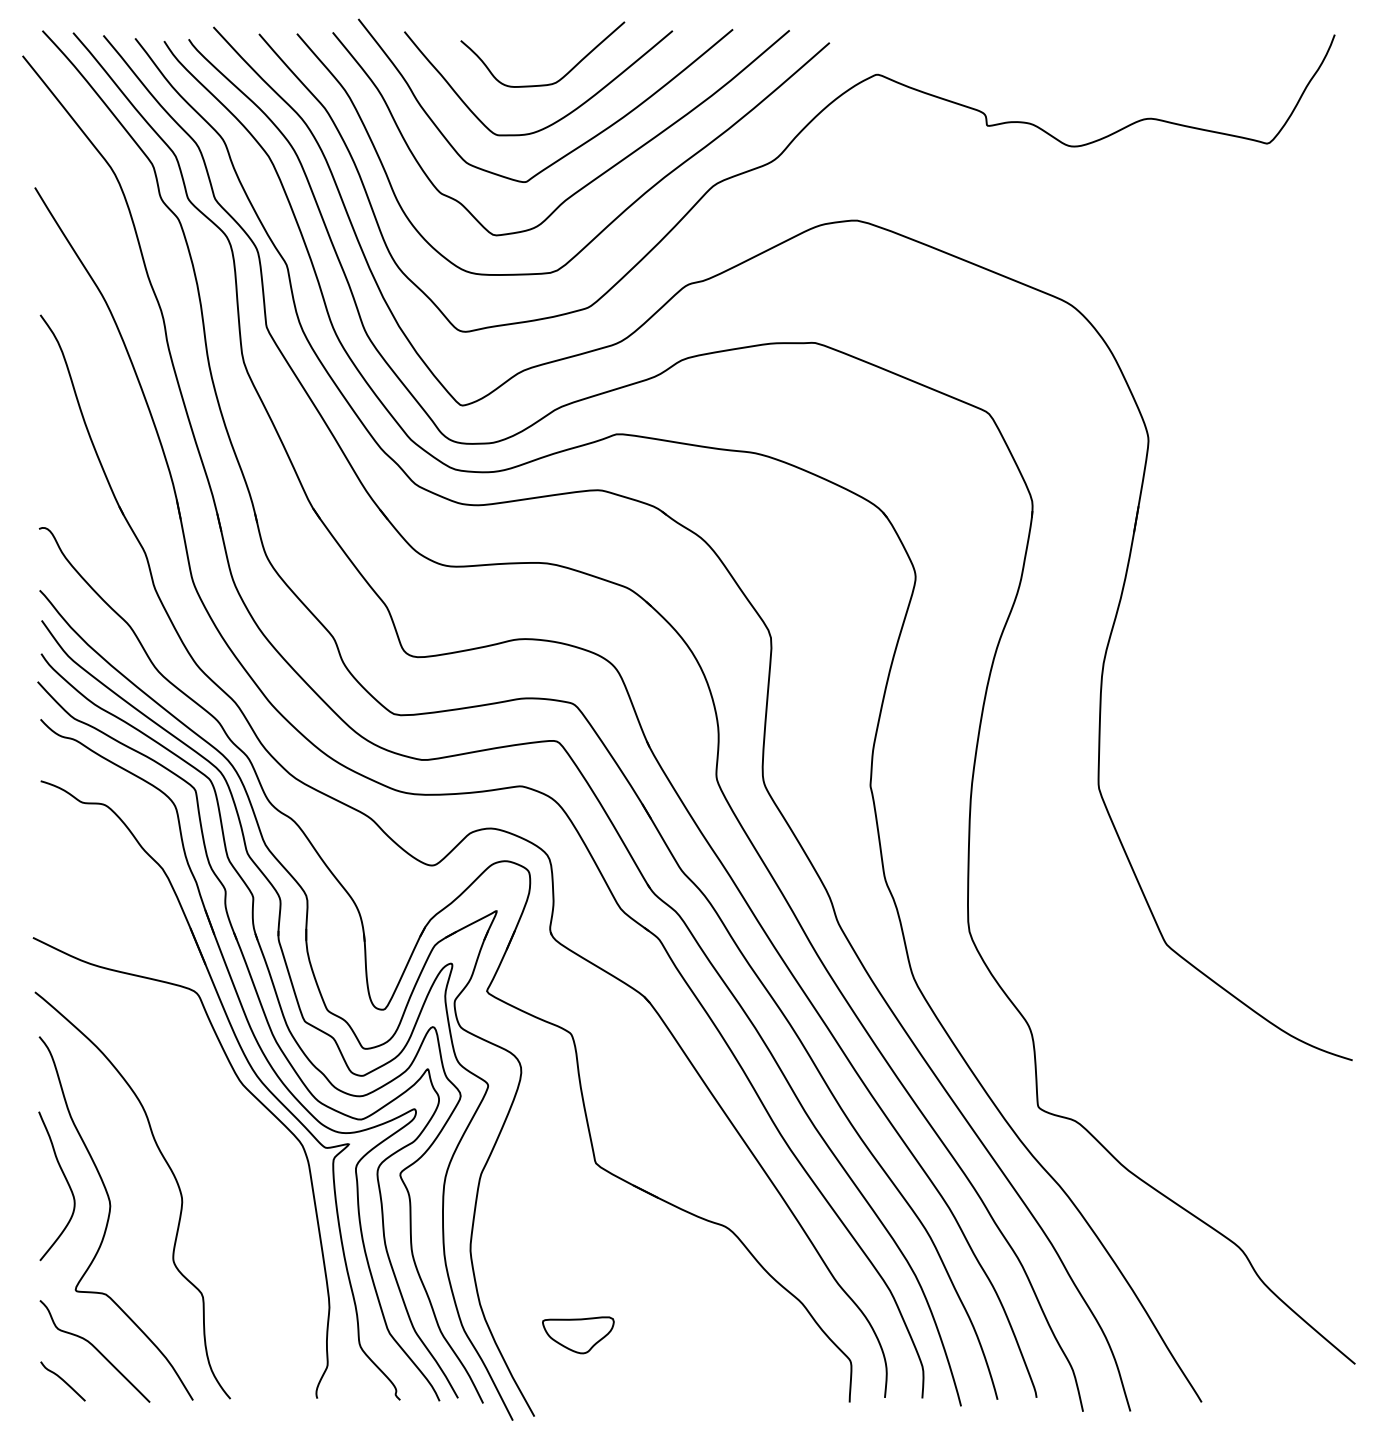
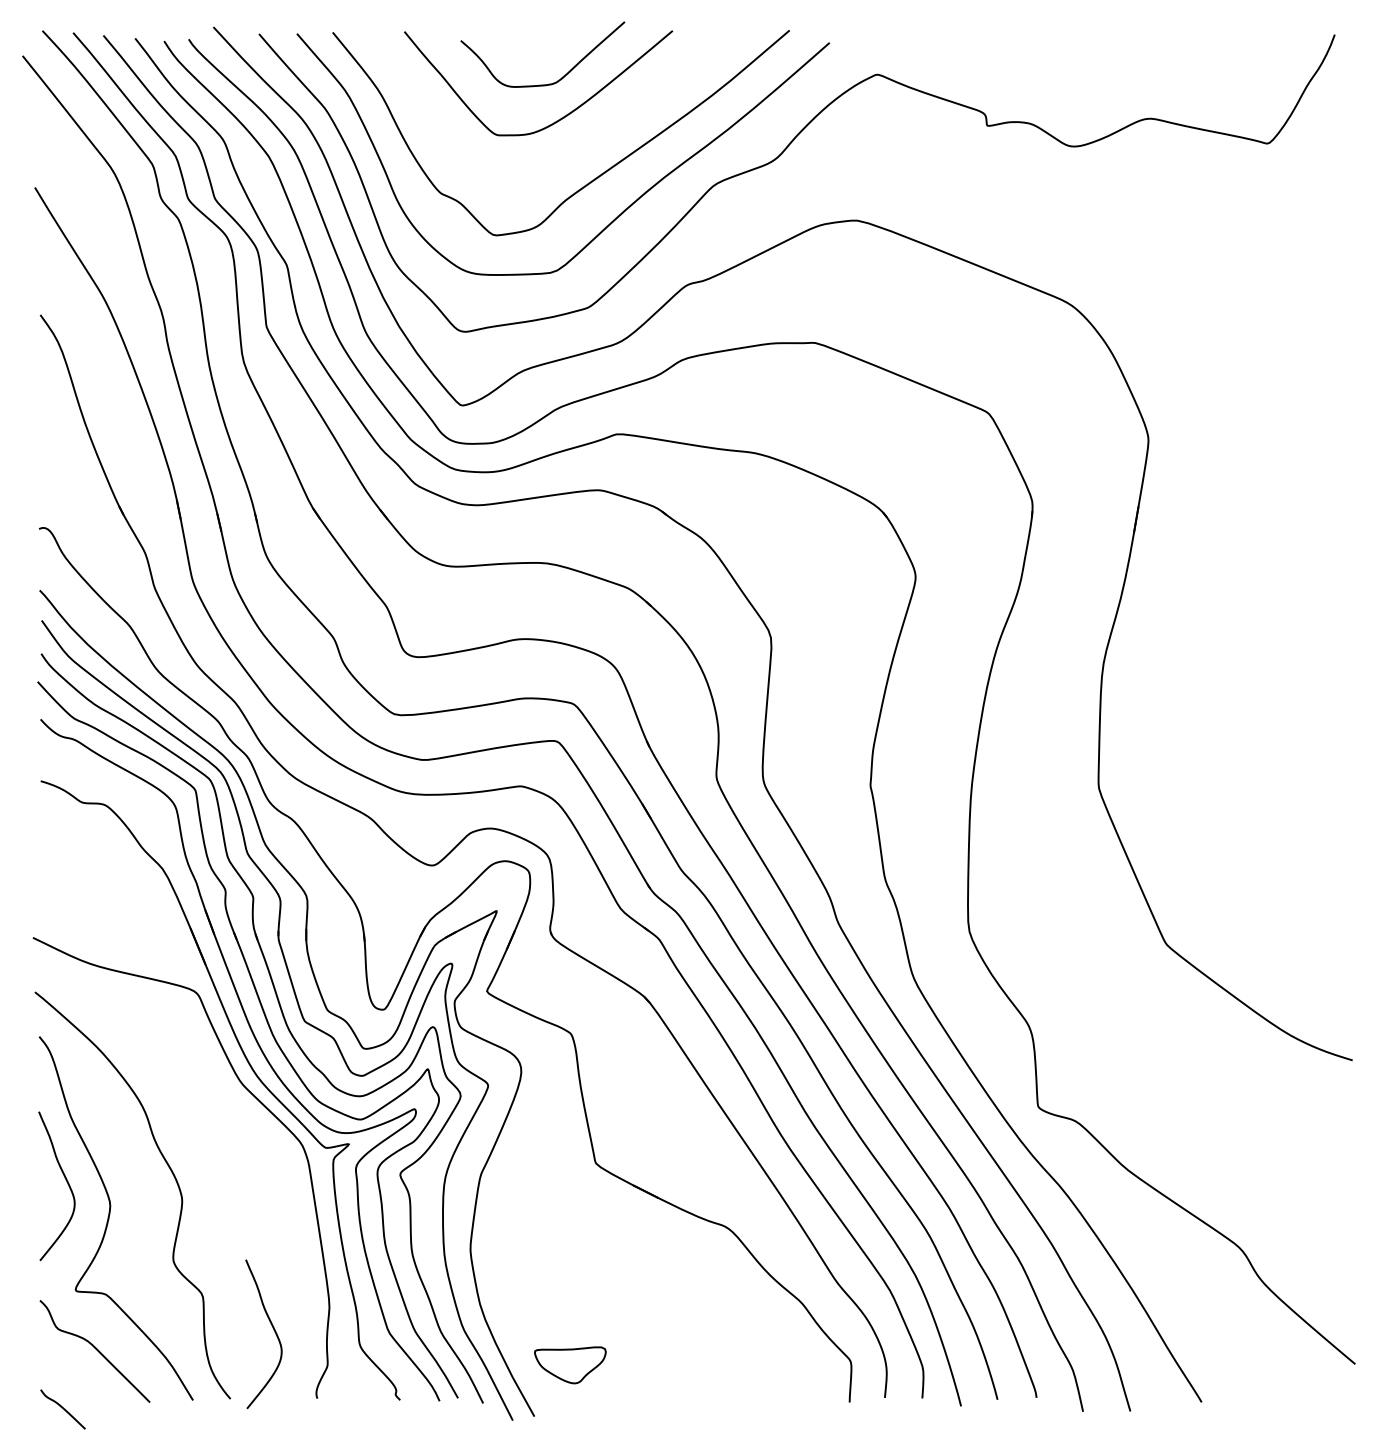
curve: present -> none (574, 148)
curve: none -> present (273, 1330)
part position: (578, 1335) -> (570, 1365) (570, 1365)
curve position: (62, 1380) -> (62, 1408) (62, 1408)
